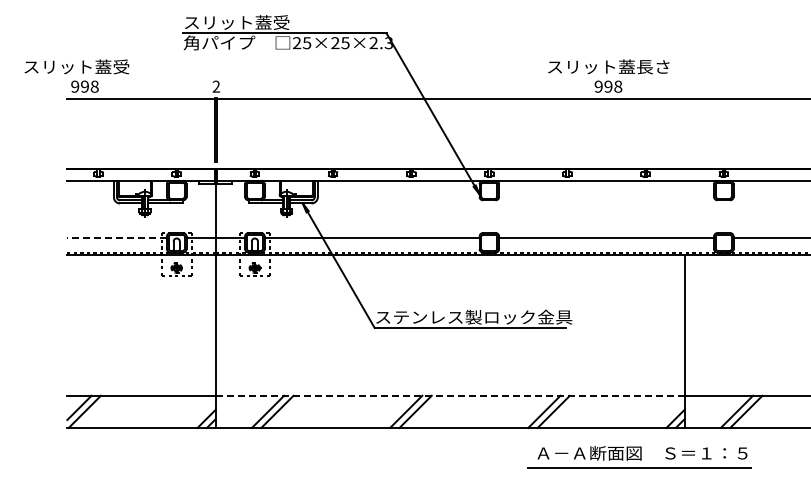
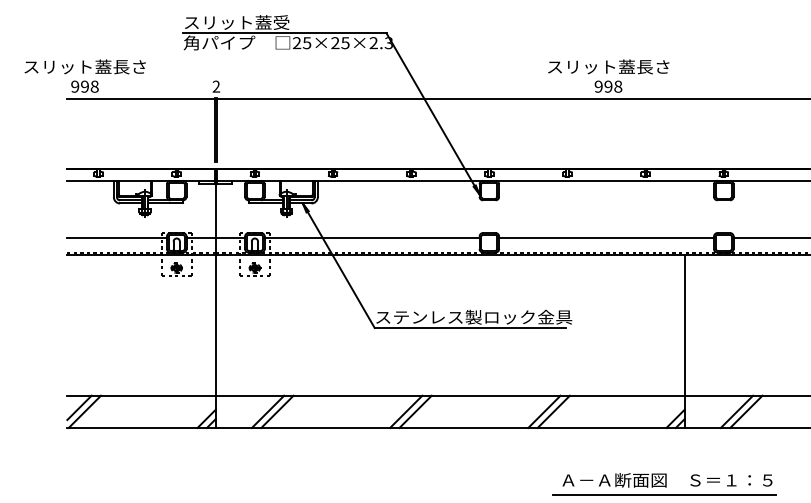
text: スリット蓋受 -> スリット蓋長さ (129, 66)
line: dashed -> solid (117, 238)
line: dashed -> solid (449, 395)
part position: (639, 457) -> (664, 484) (664, 484)
